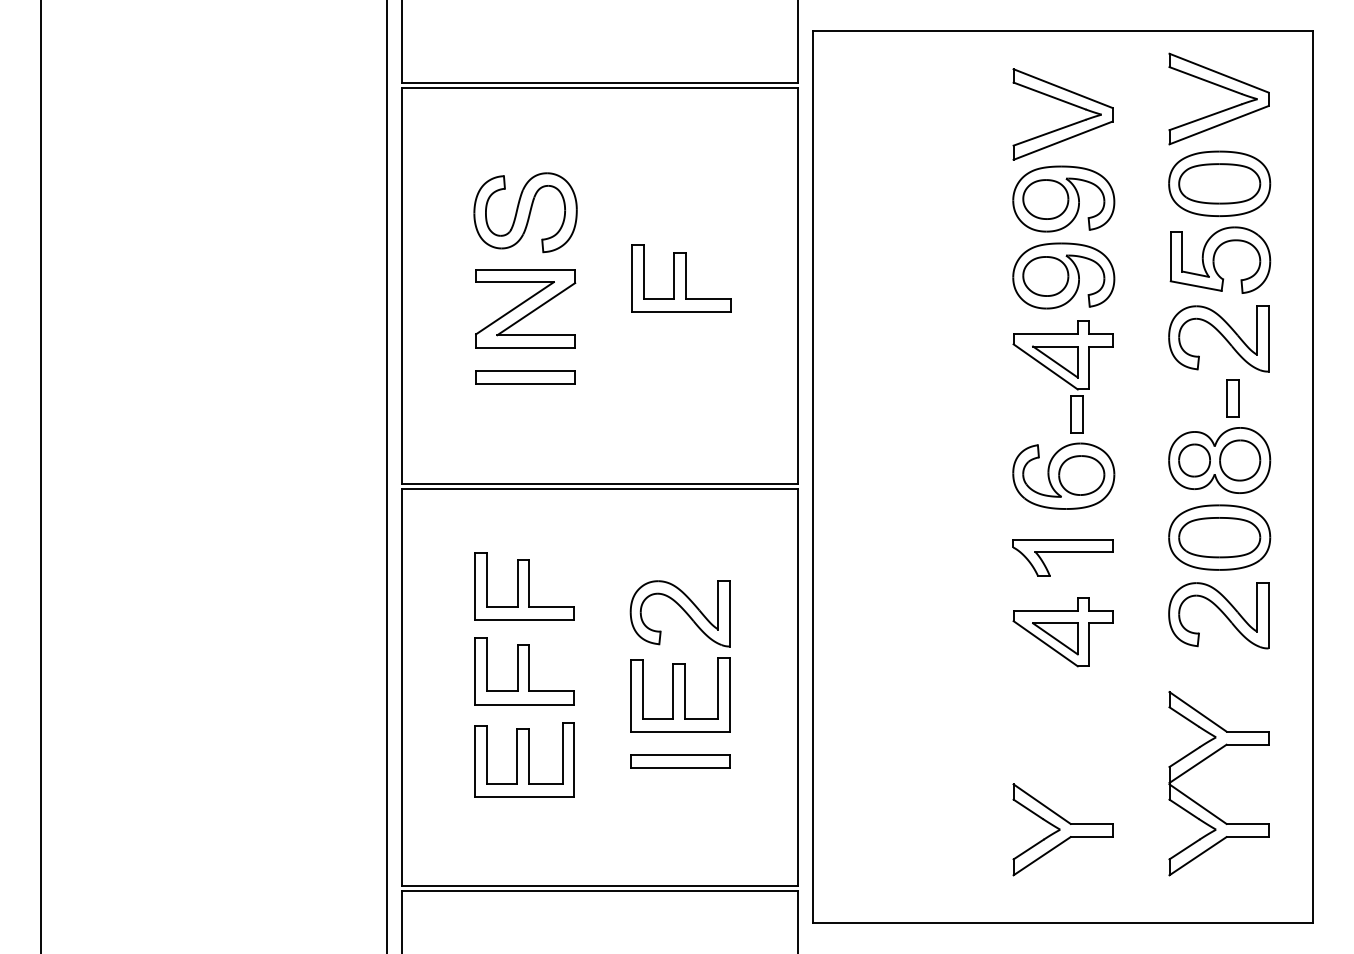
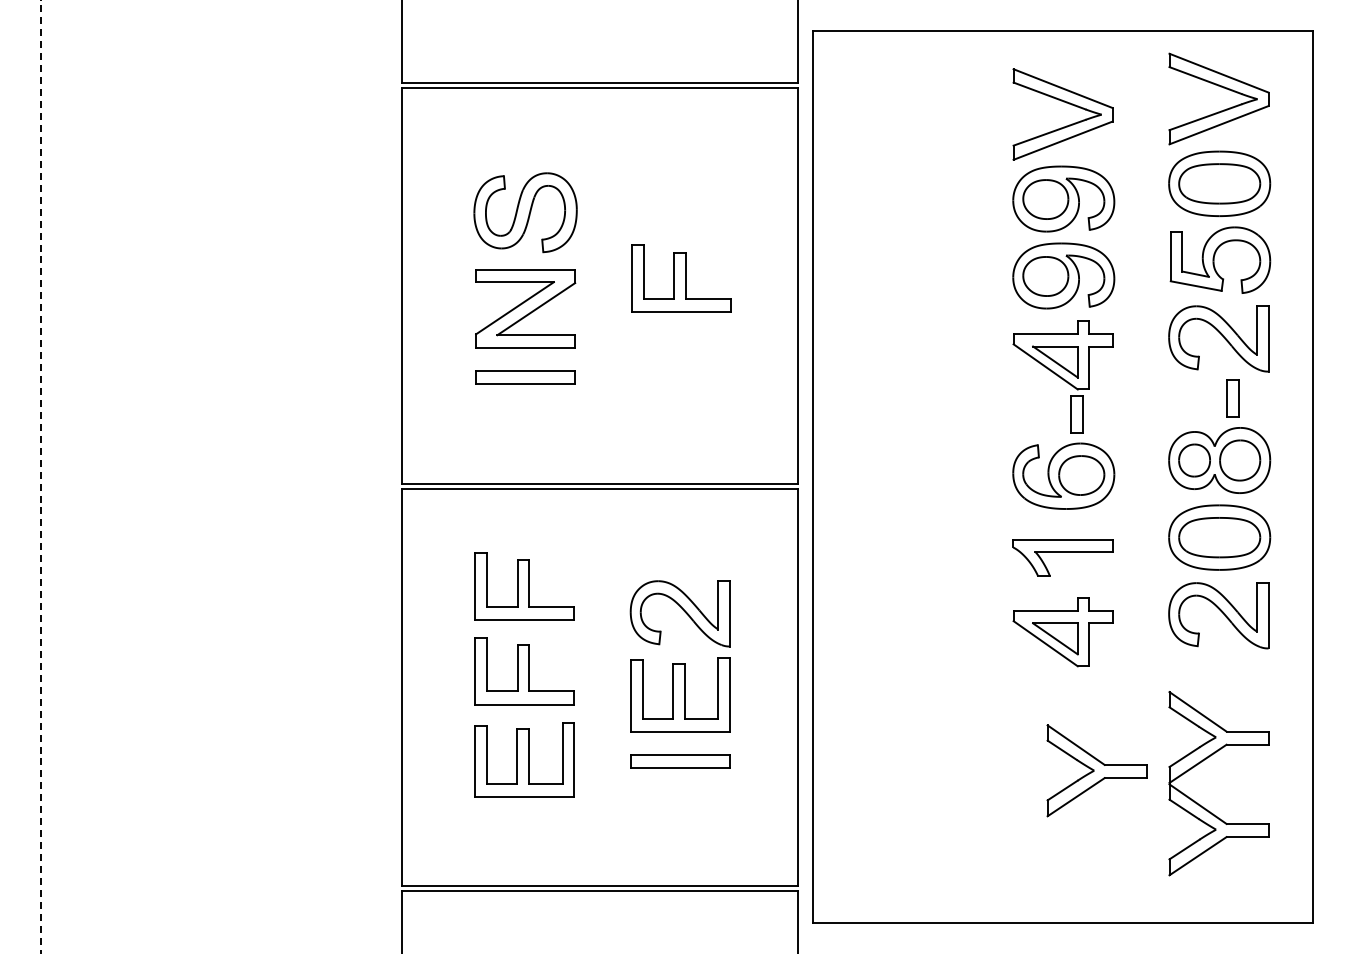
line: present -> none (387, 476)
line: solid -> dashed (40, 477)
part position: (1062, 829) -> (1096, 770) (1096, 770)
